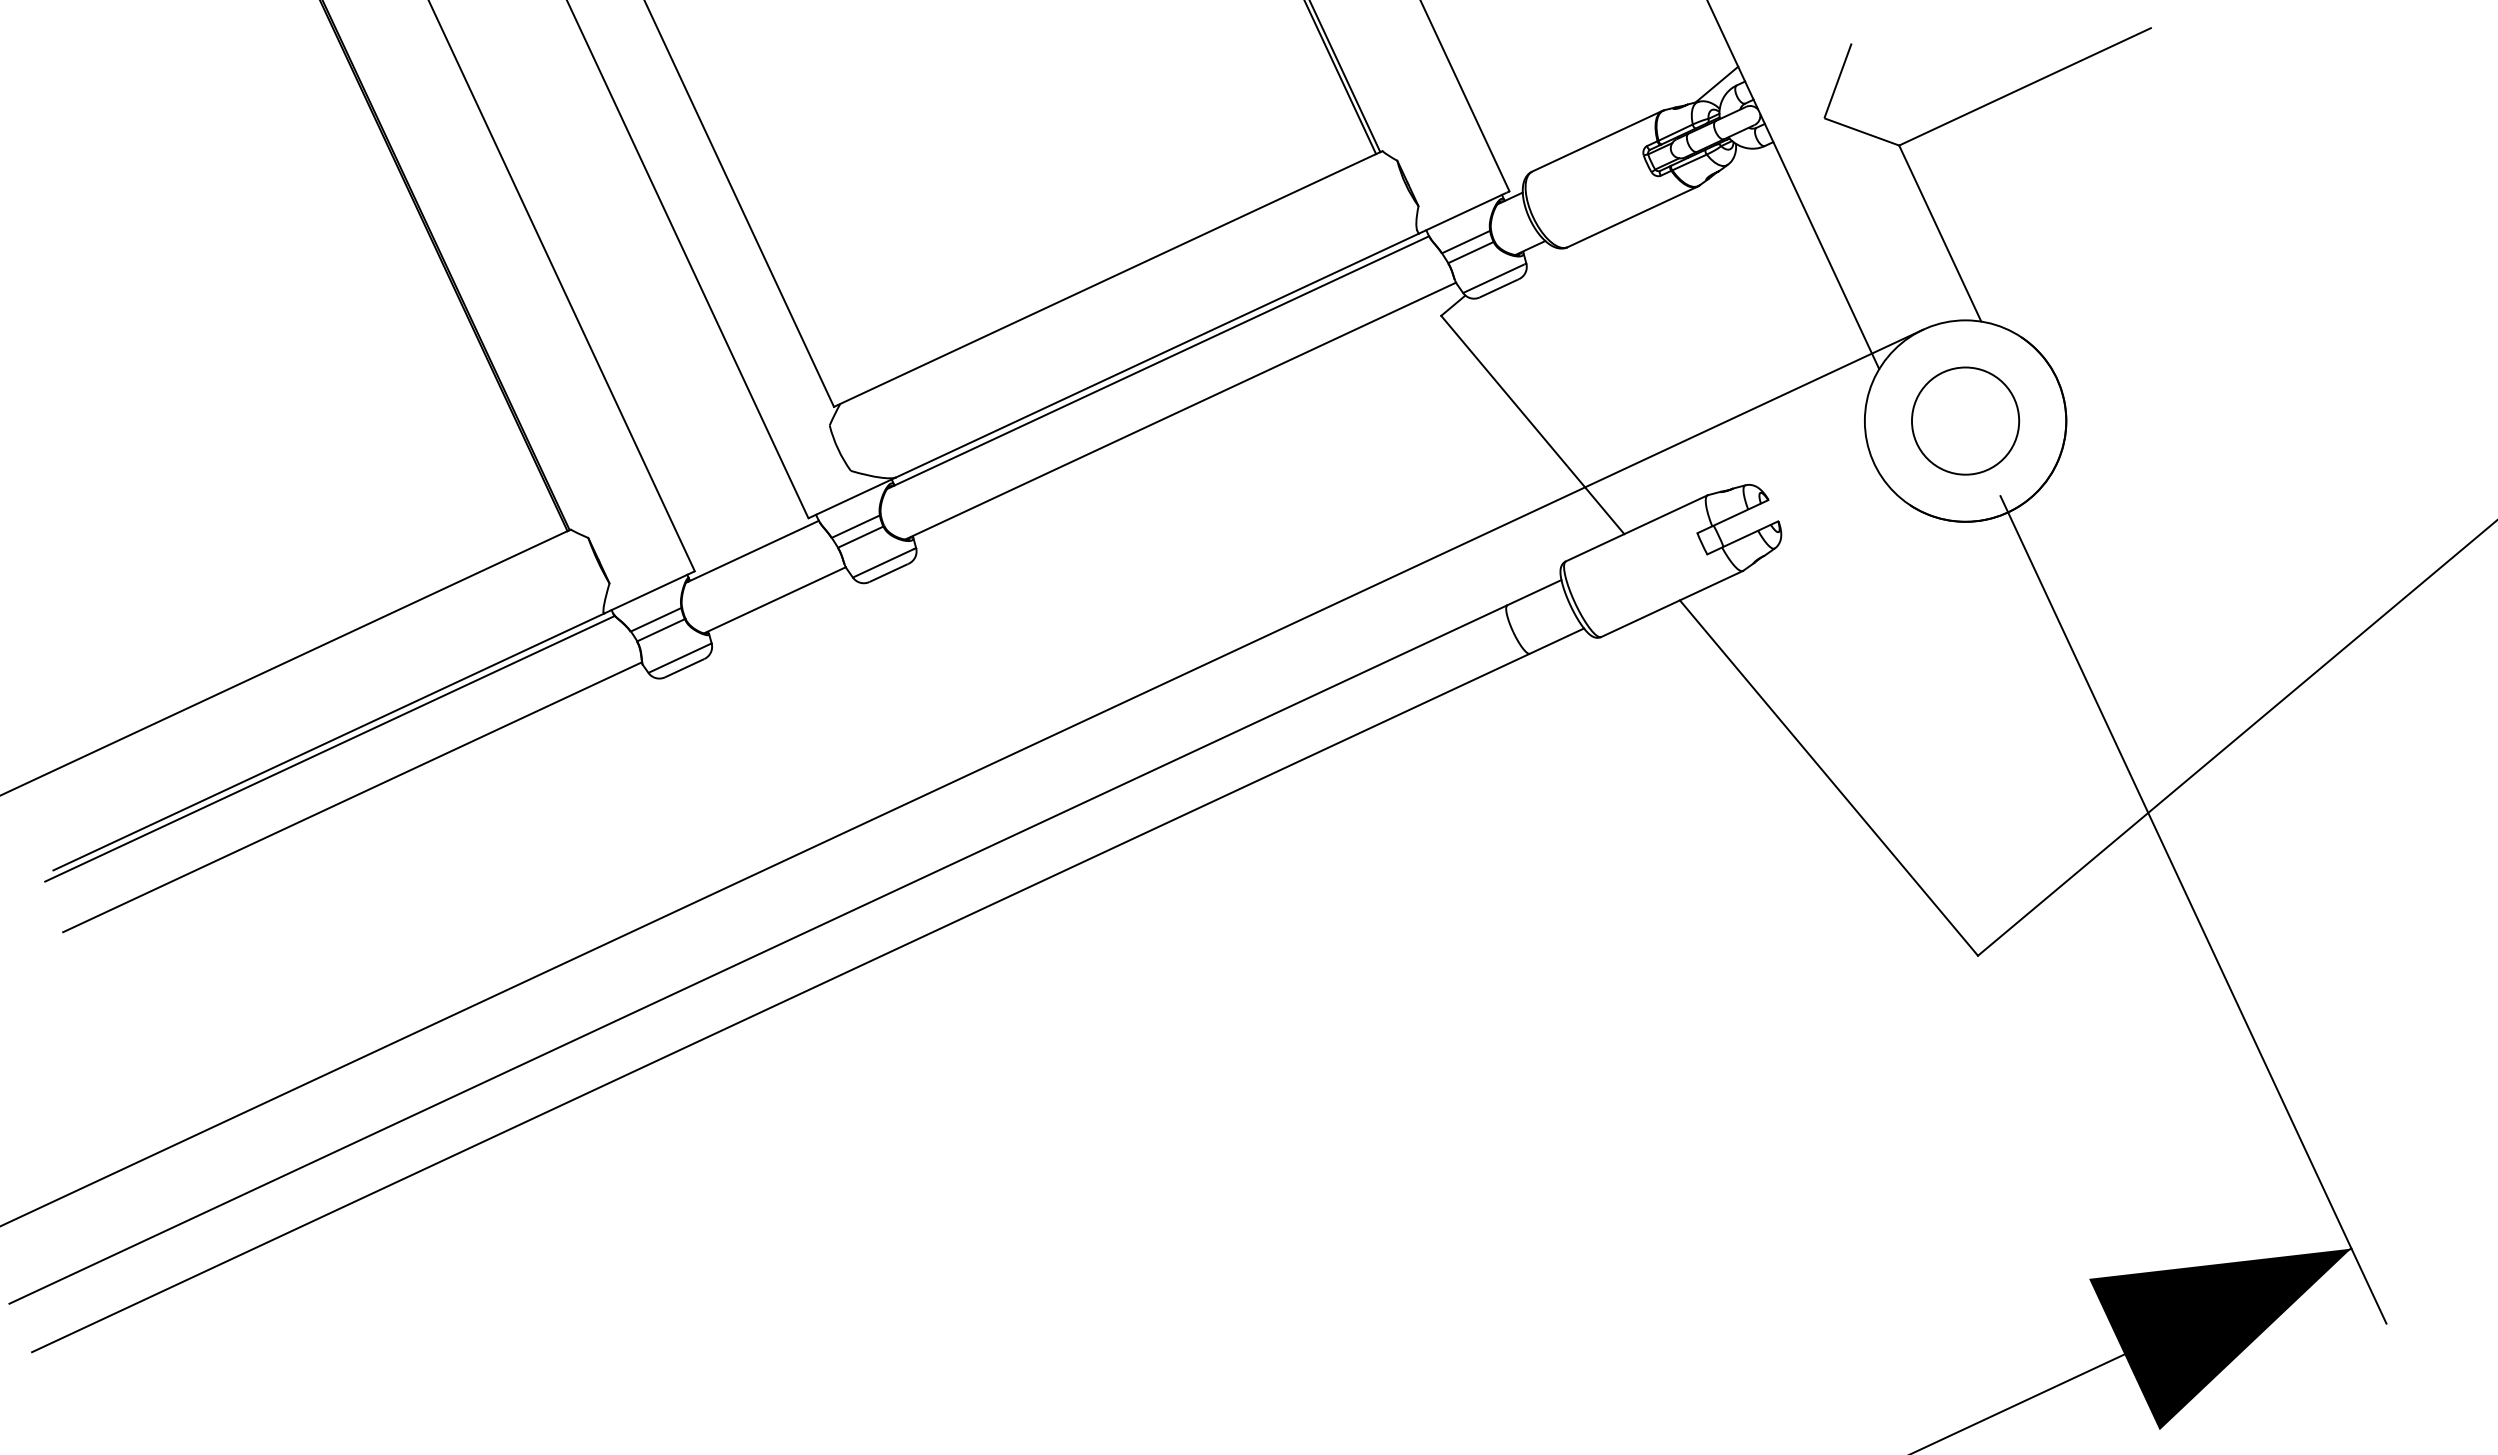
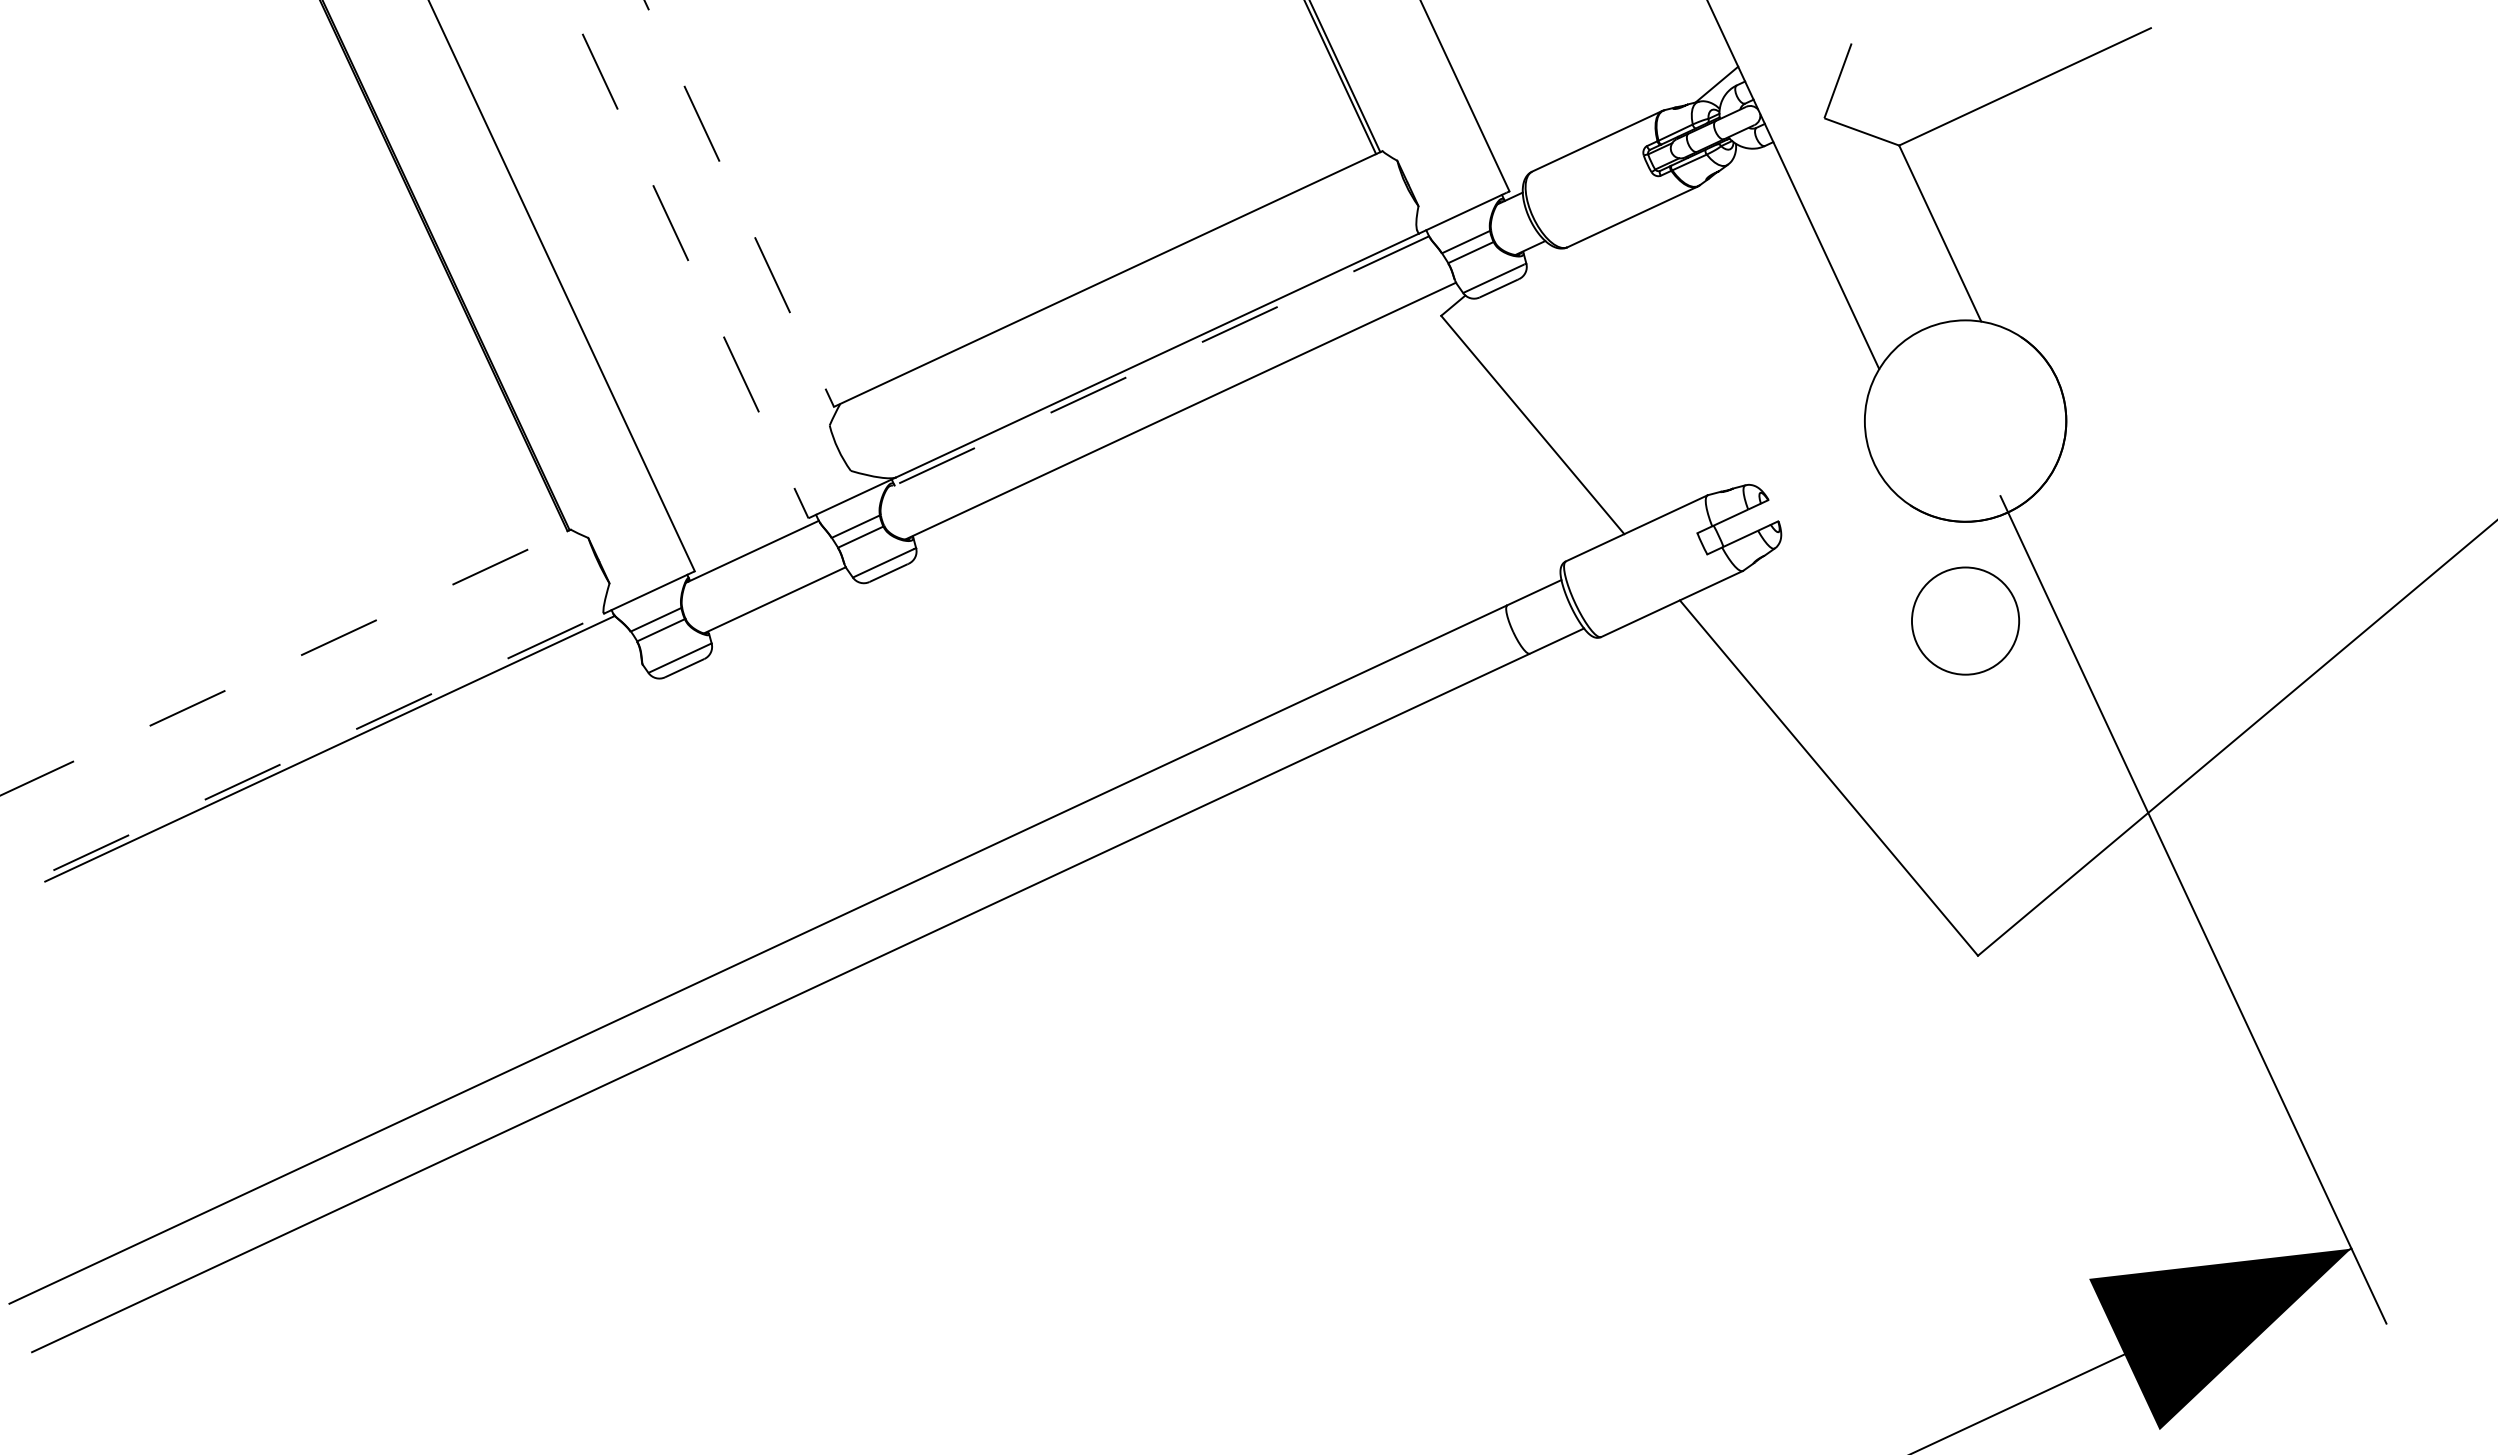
line: solid -> dashed (739, 204)
line: solid -> dashed (687, 259)
line: solid -> dashed (1157, 362)
circle position: (1965, 420) -> (1965, 620) (1965, 620)
line: solid -> dashed (284, 663)
line: solid -> dashed (328, 742)
line: present -> none (962, 777)
line: present -> none (352, 797)
